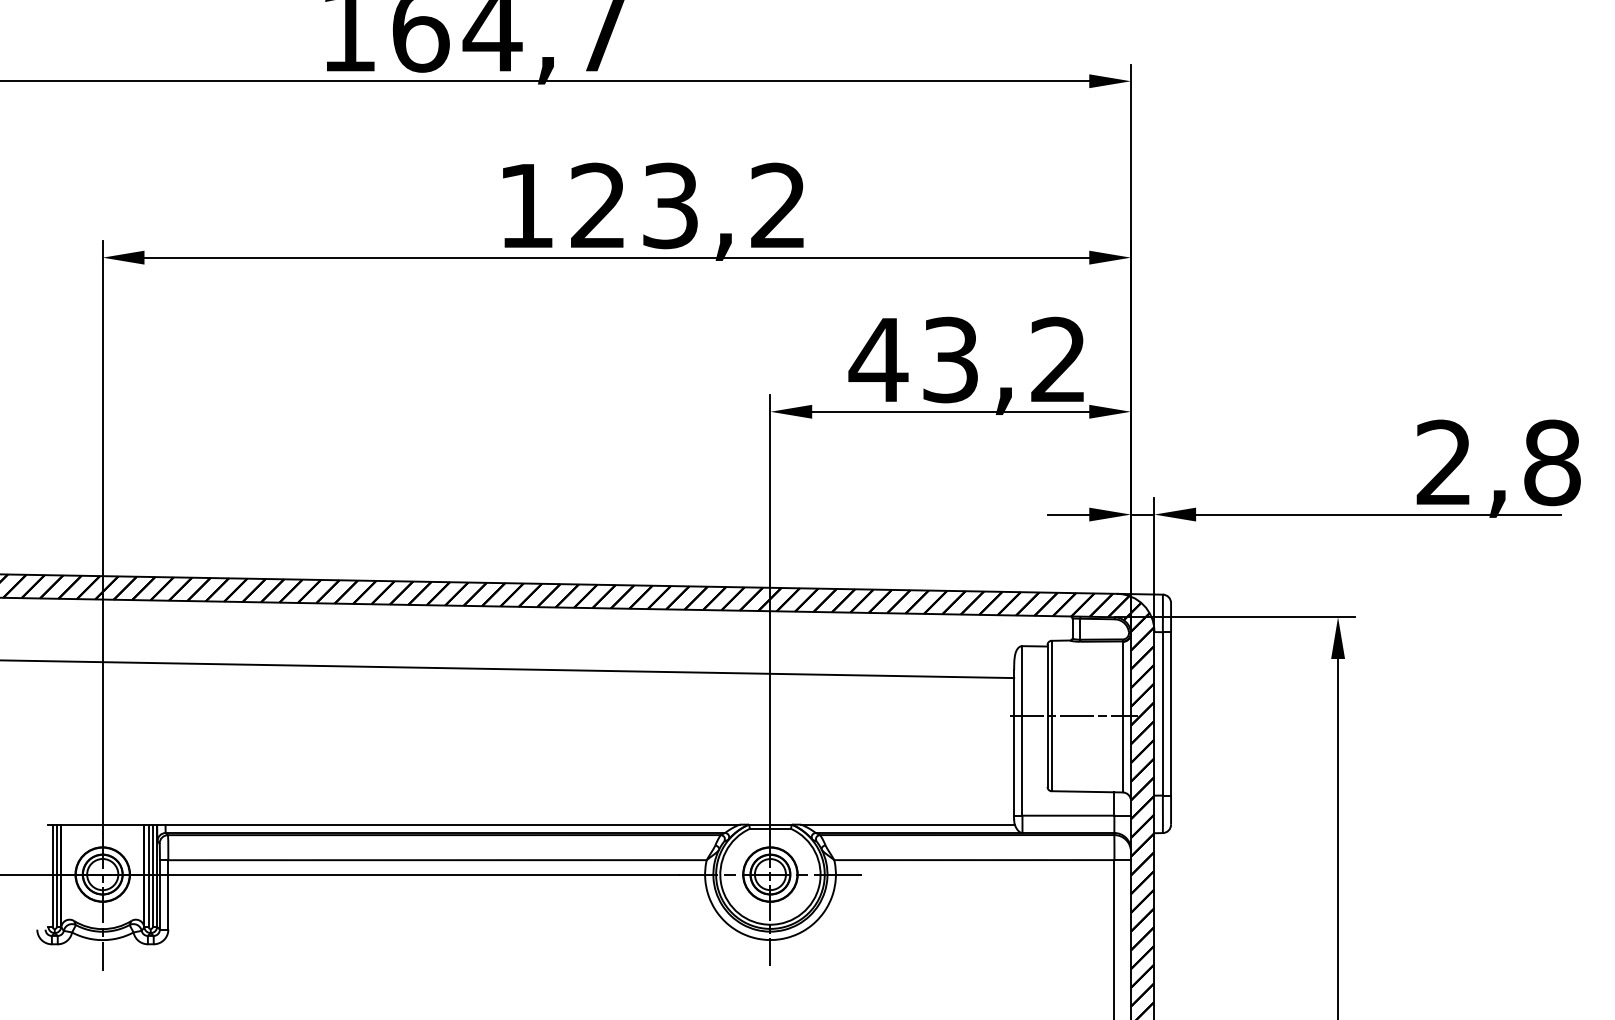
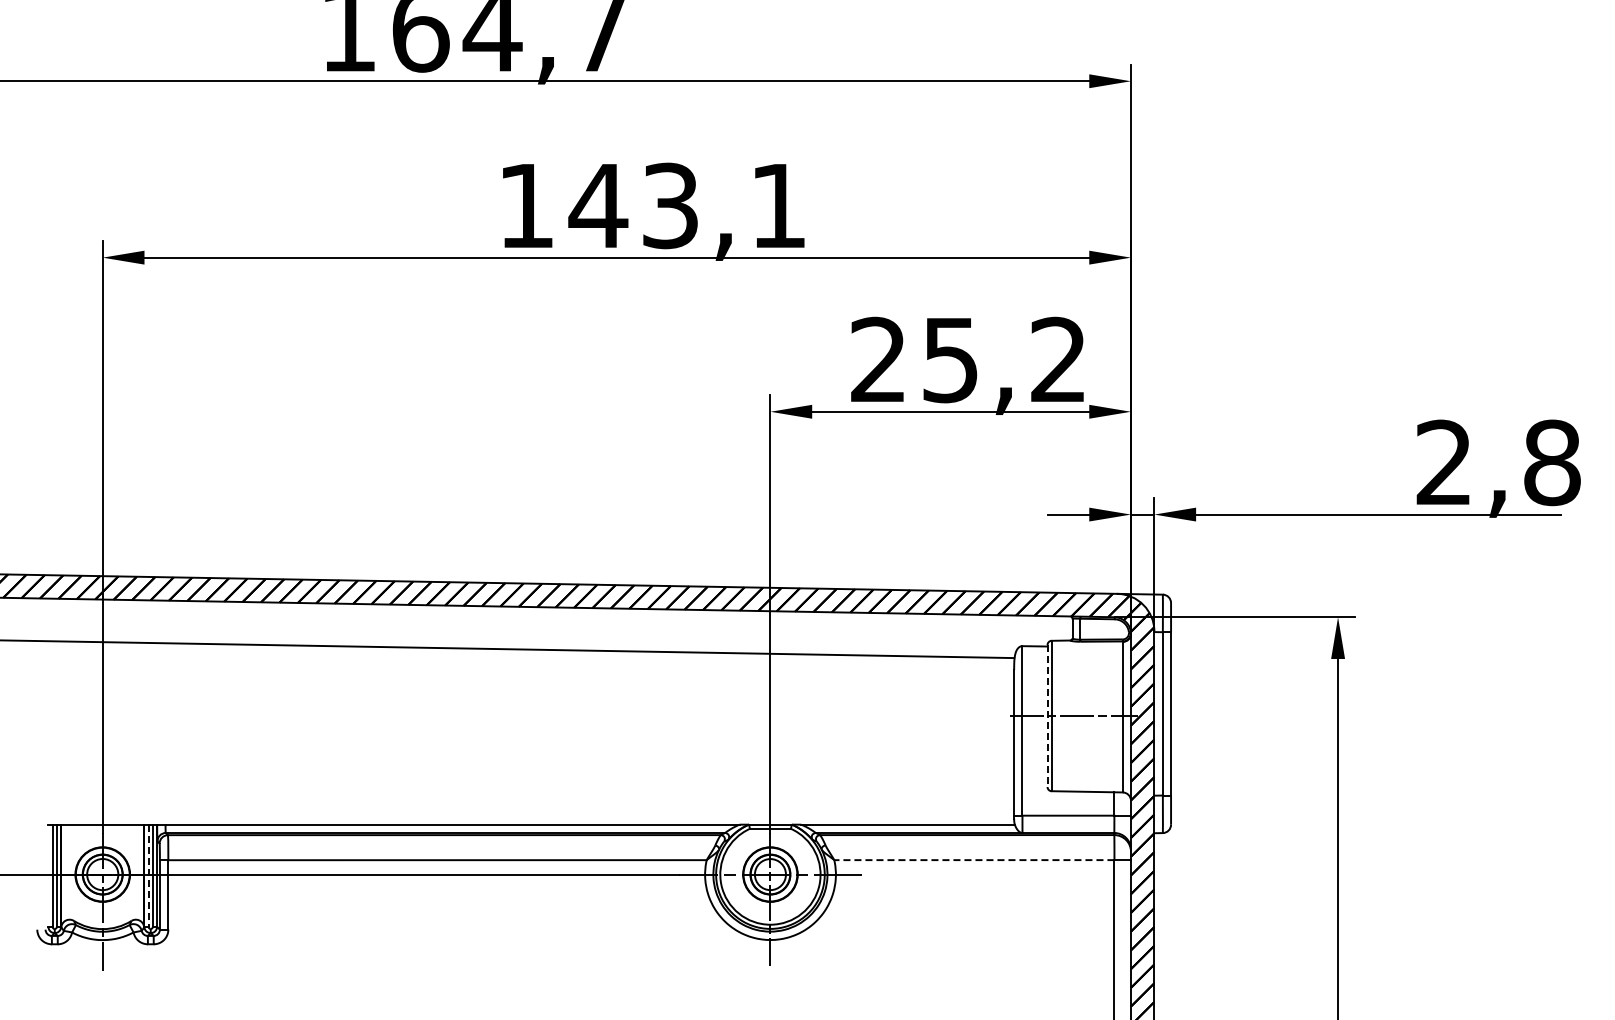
text: 123,2 -> 143,1 (686, 204)
text: 43,2 -> 25,2 (912, 359)
line position: (508, 669) -> (508, 649) (508, 649)
line: solid -> dashed (1047, 716)
line: solid -> dashed (973, 860)
line: solid -> dashed (148, 876)
